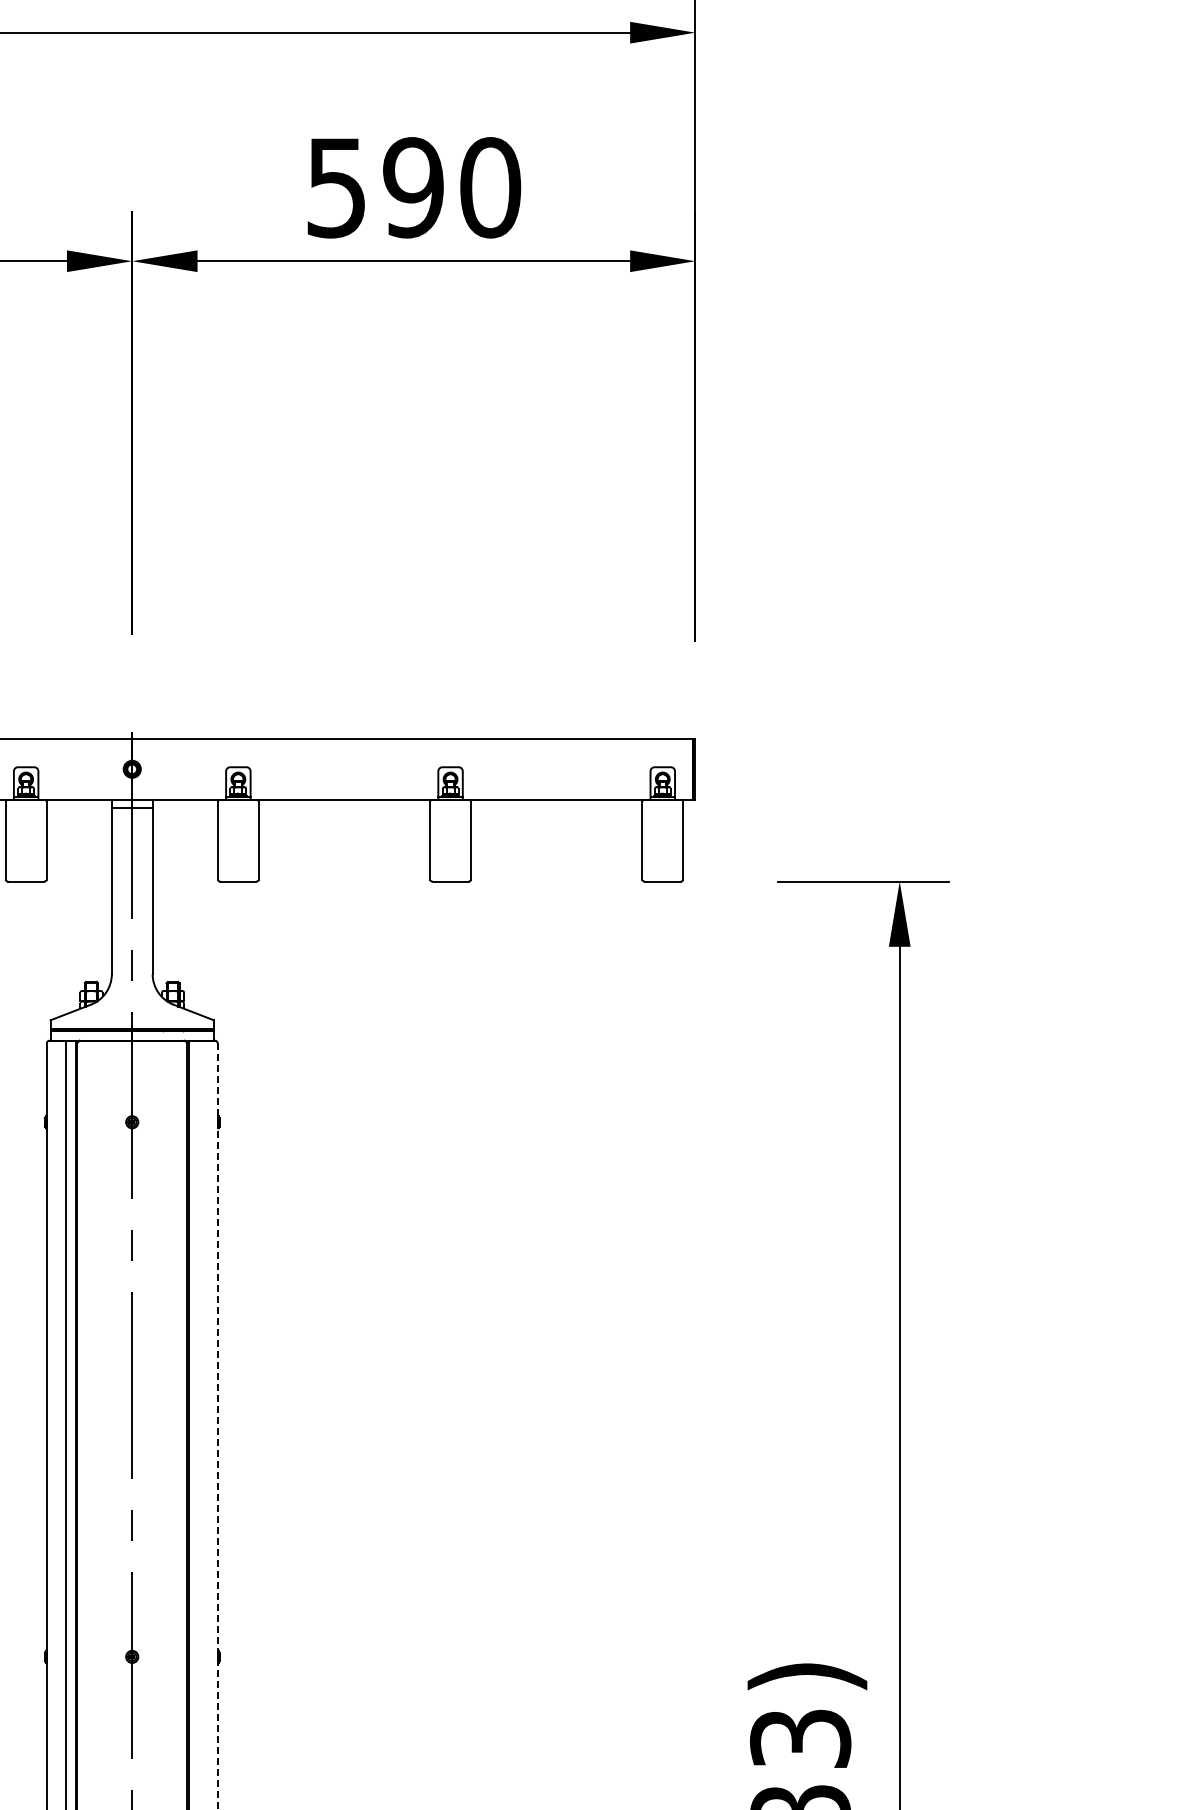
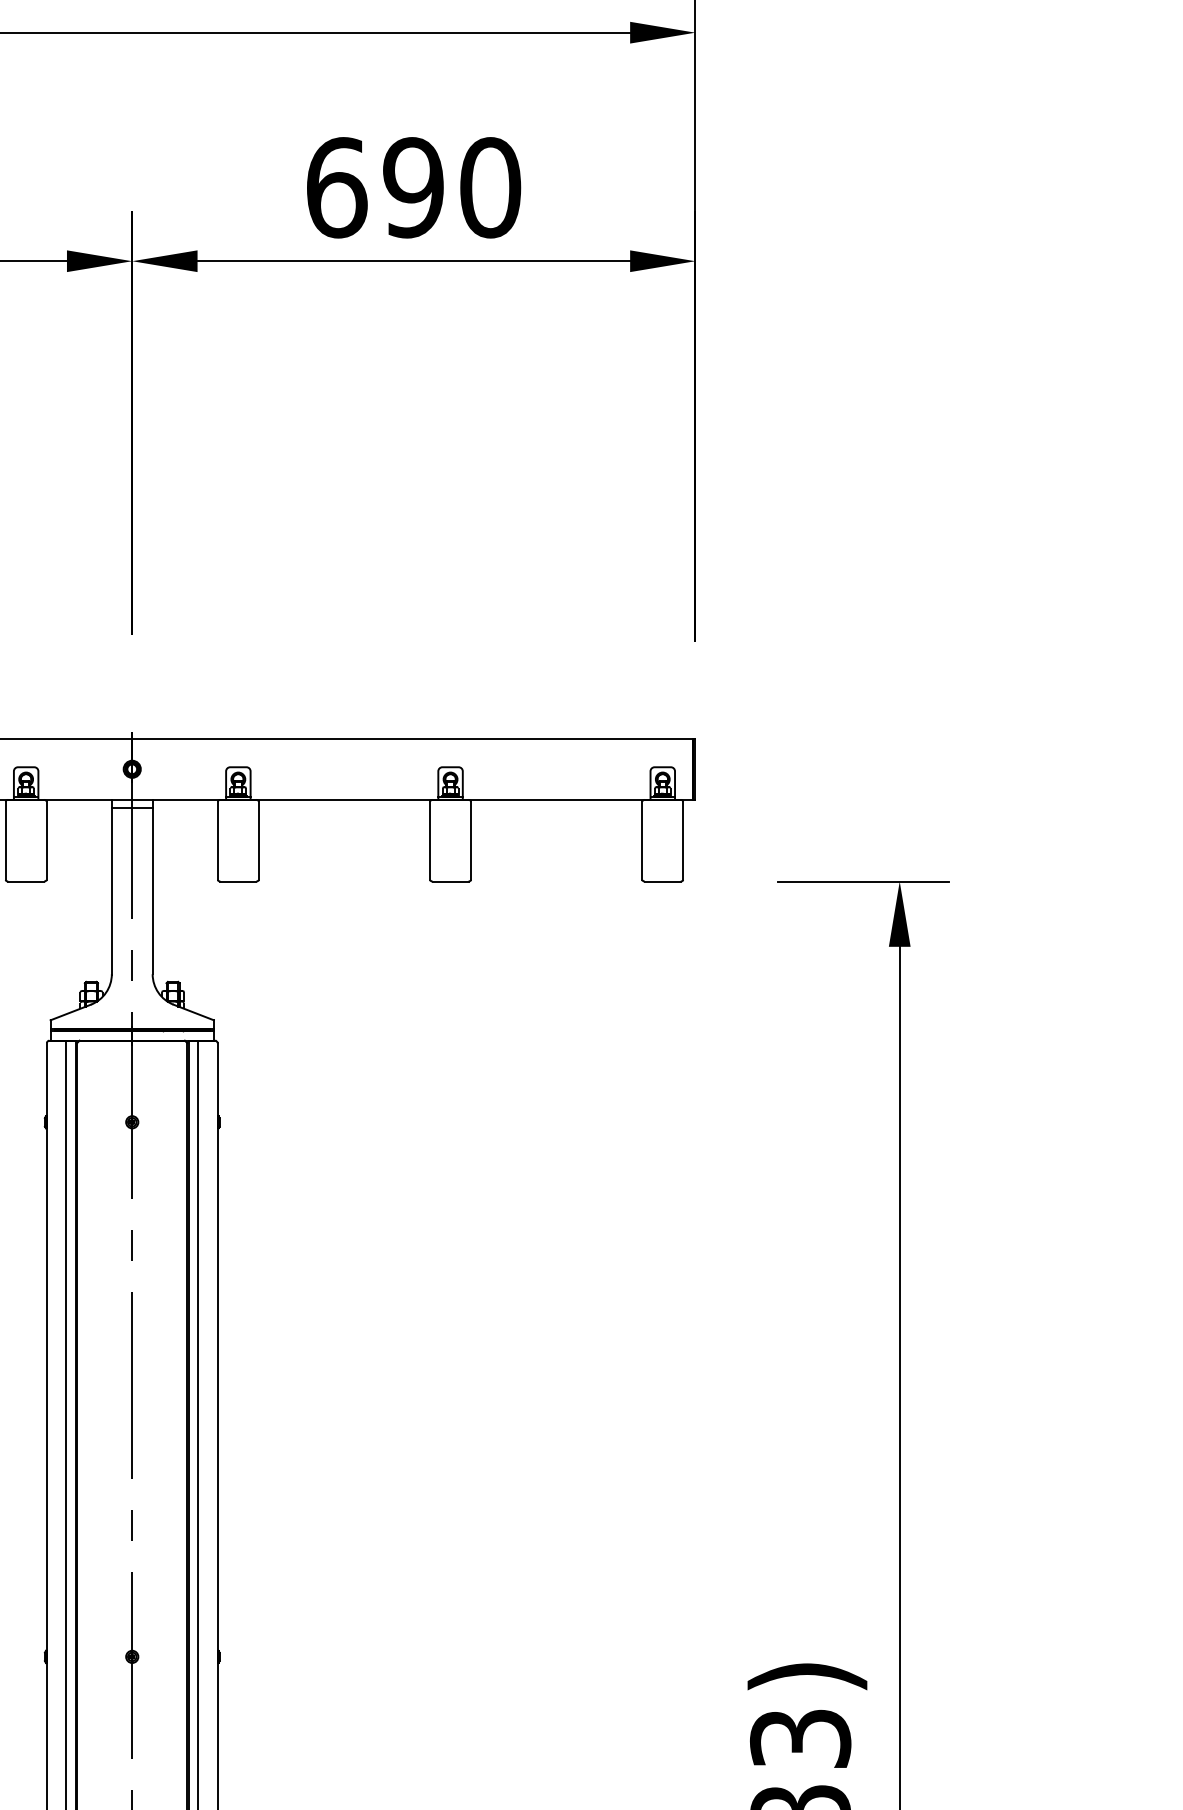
text: 590 -> 690 (337, 187)
line: none -> present (197, 1423)
line: dashed -> solid (217, 1426)
